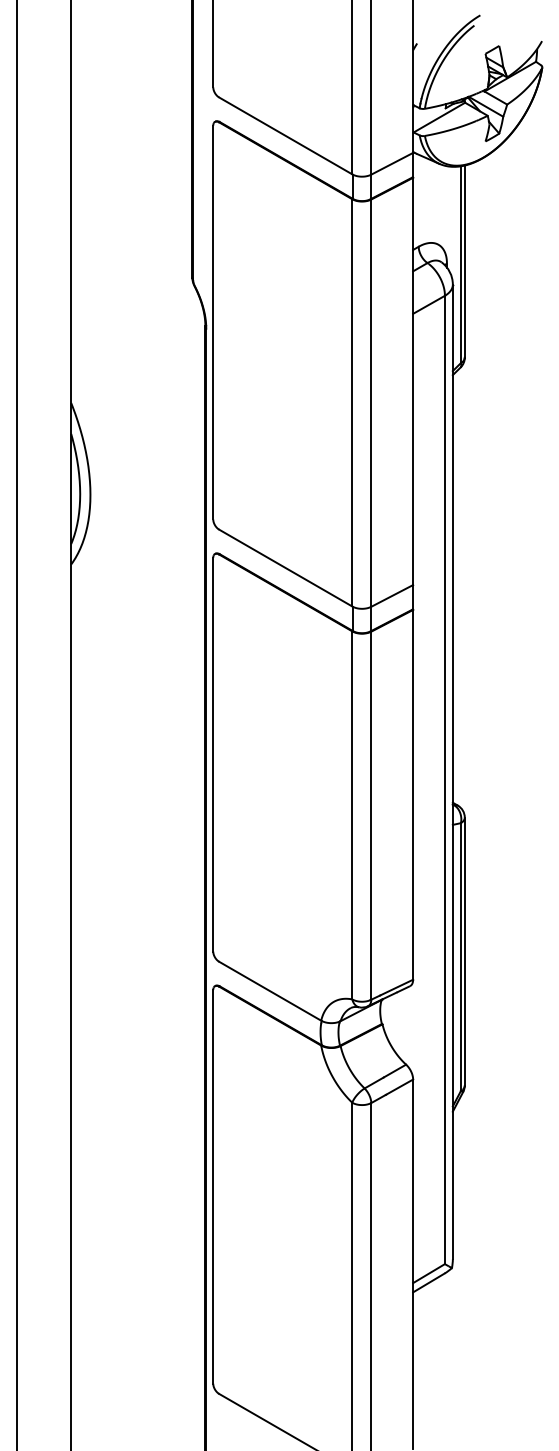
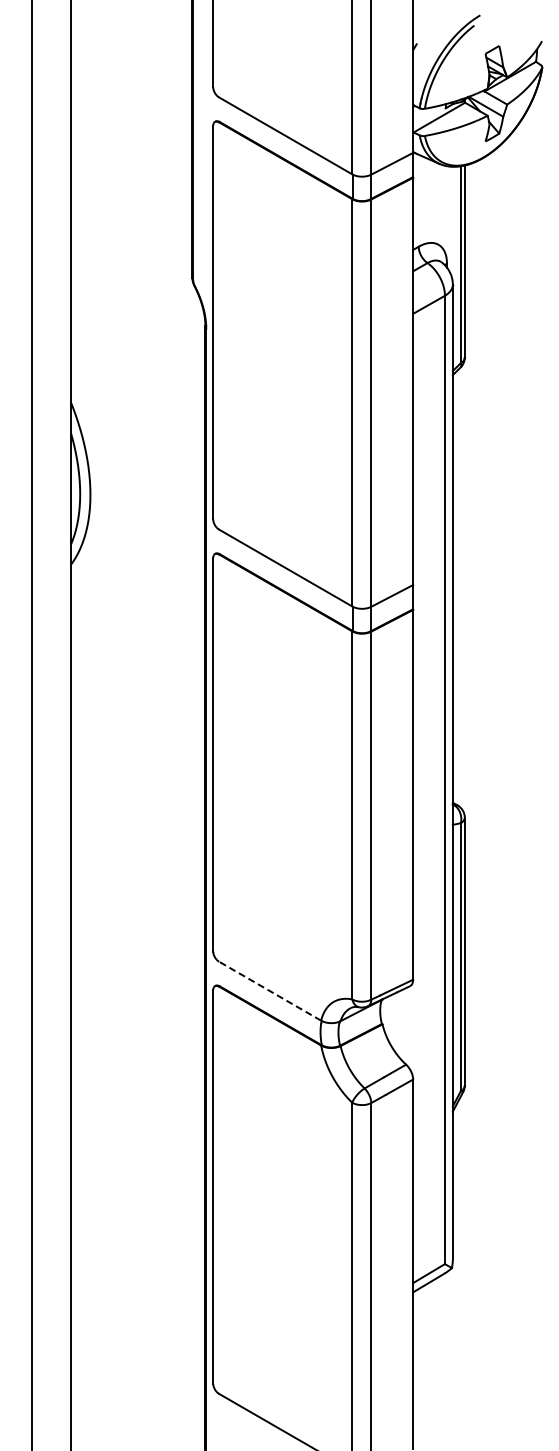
line position: (16, 724) -> (31, 724) (31, 724)
line: solid -> dashed (270, 991)
